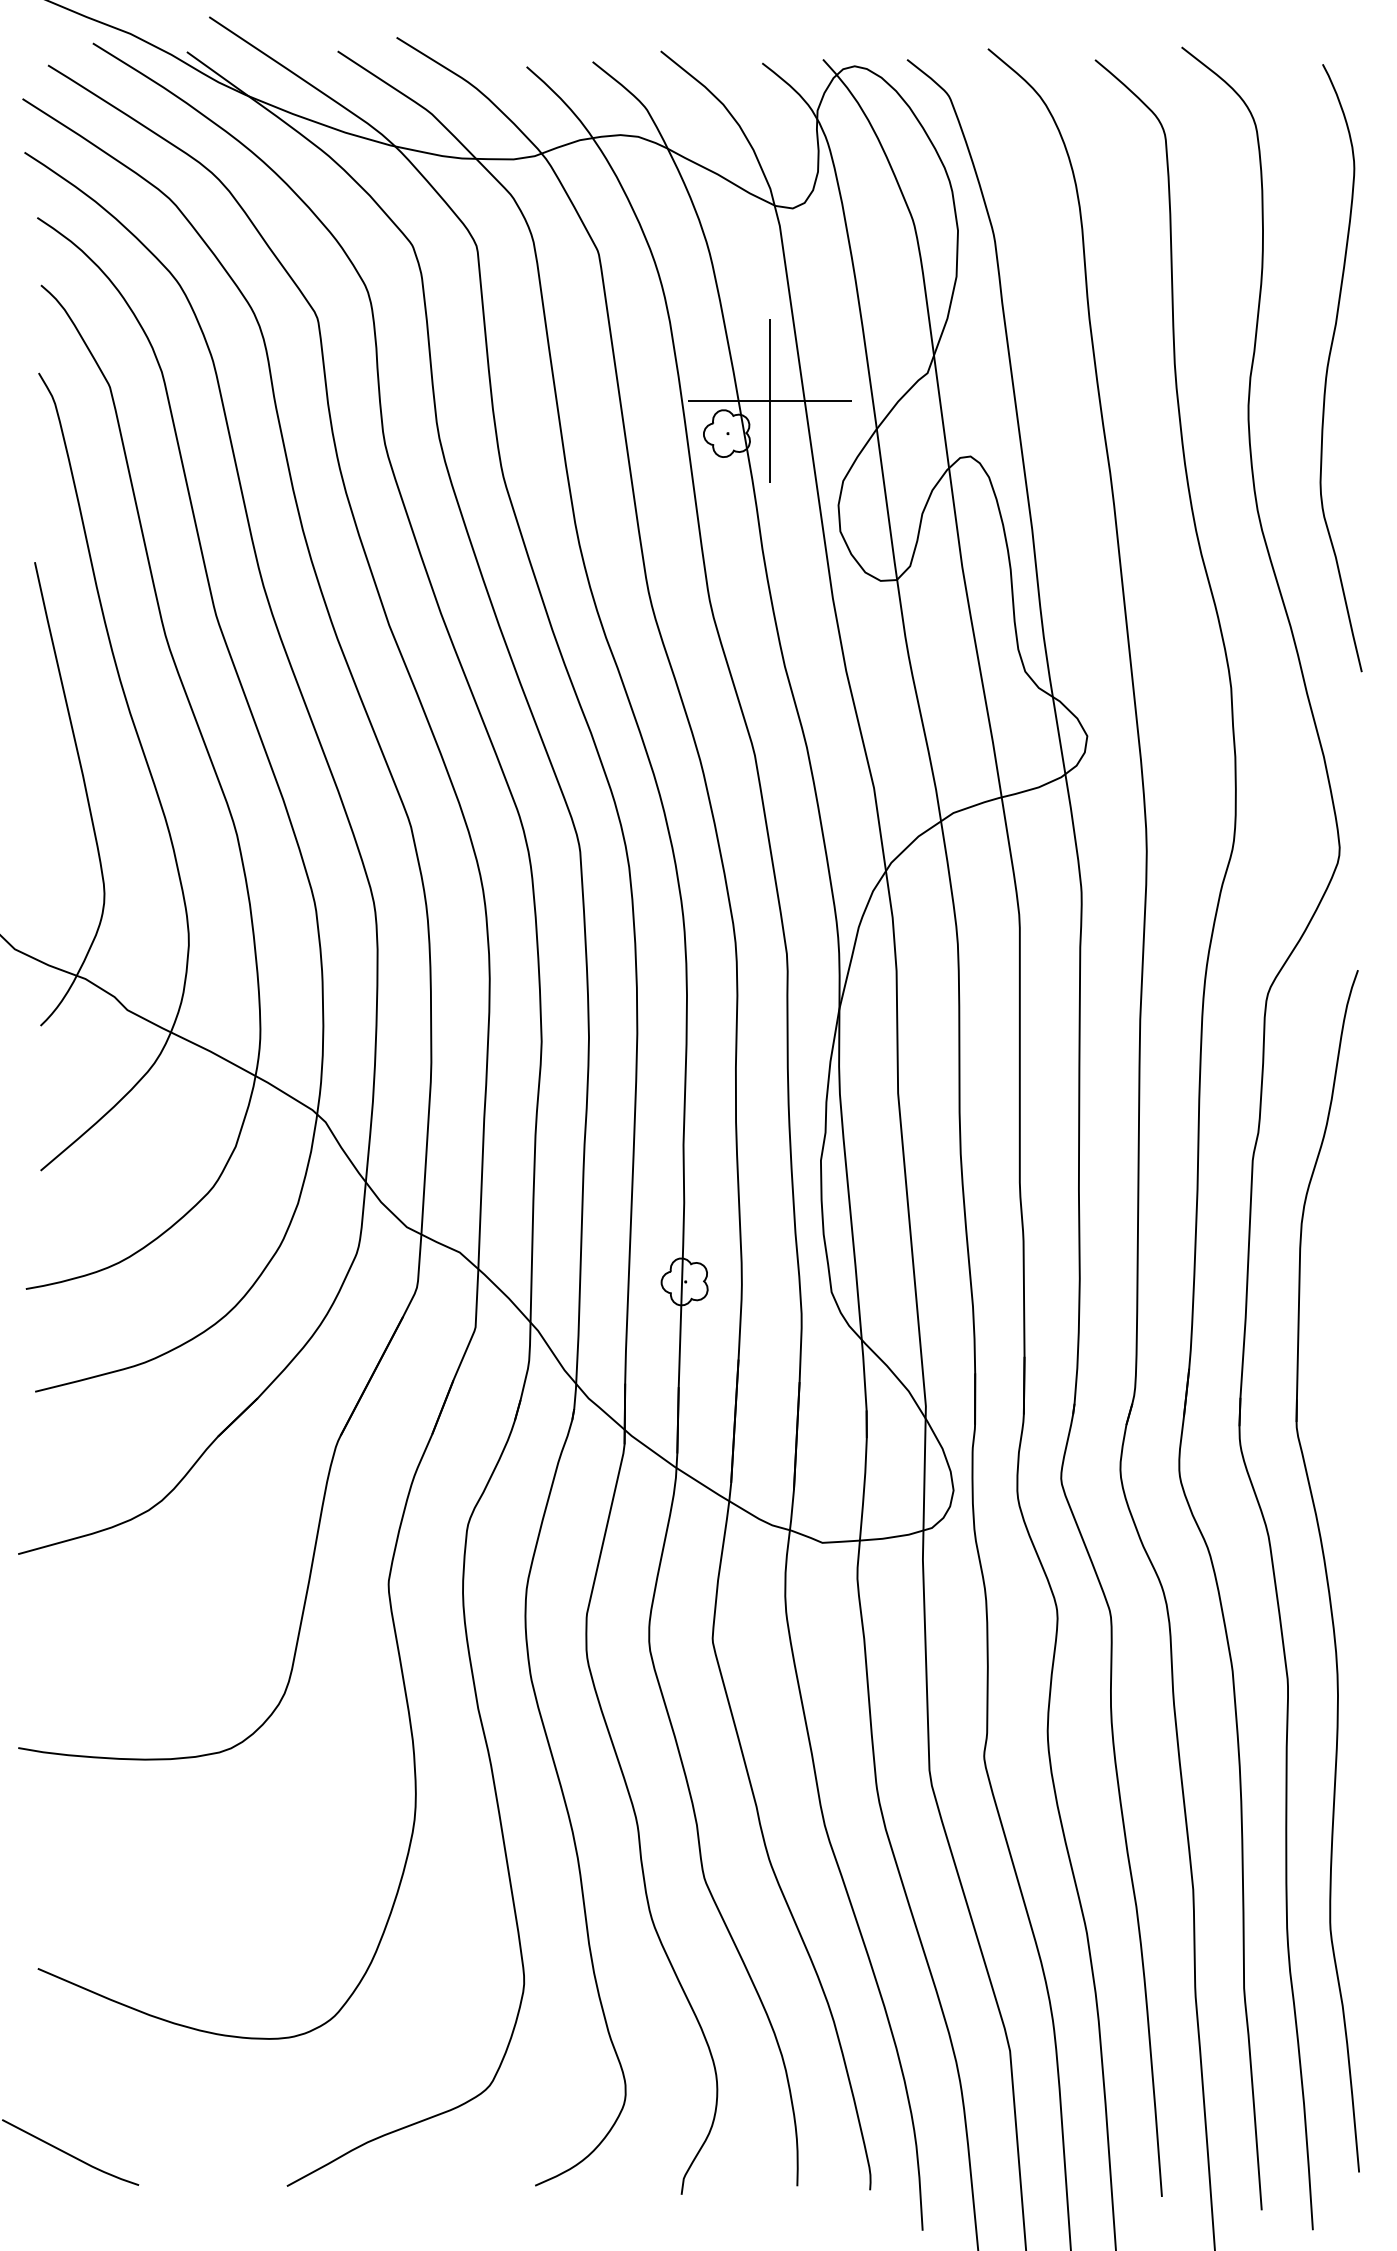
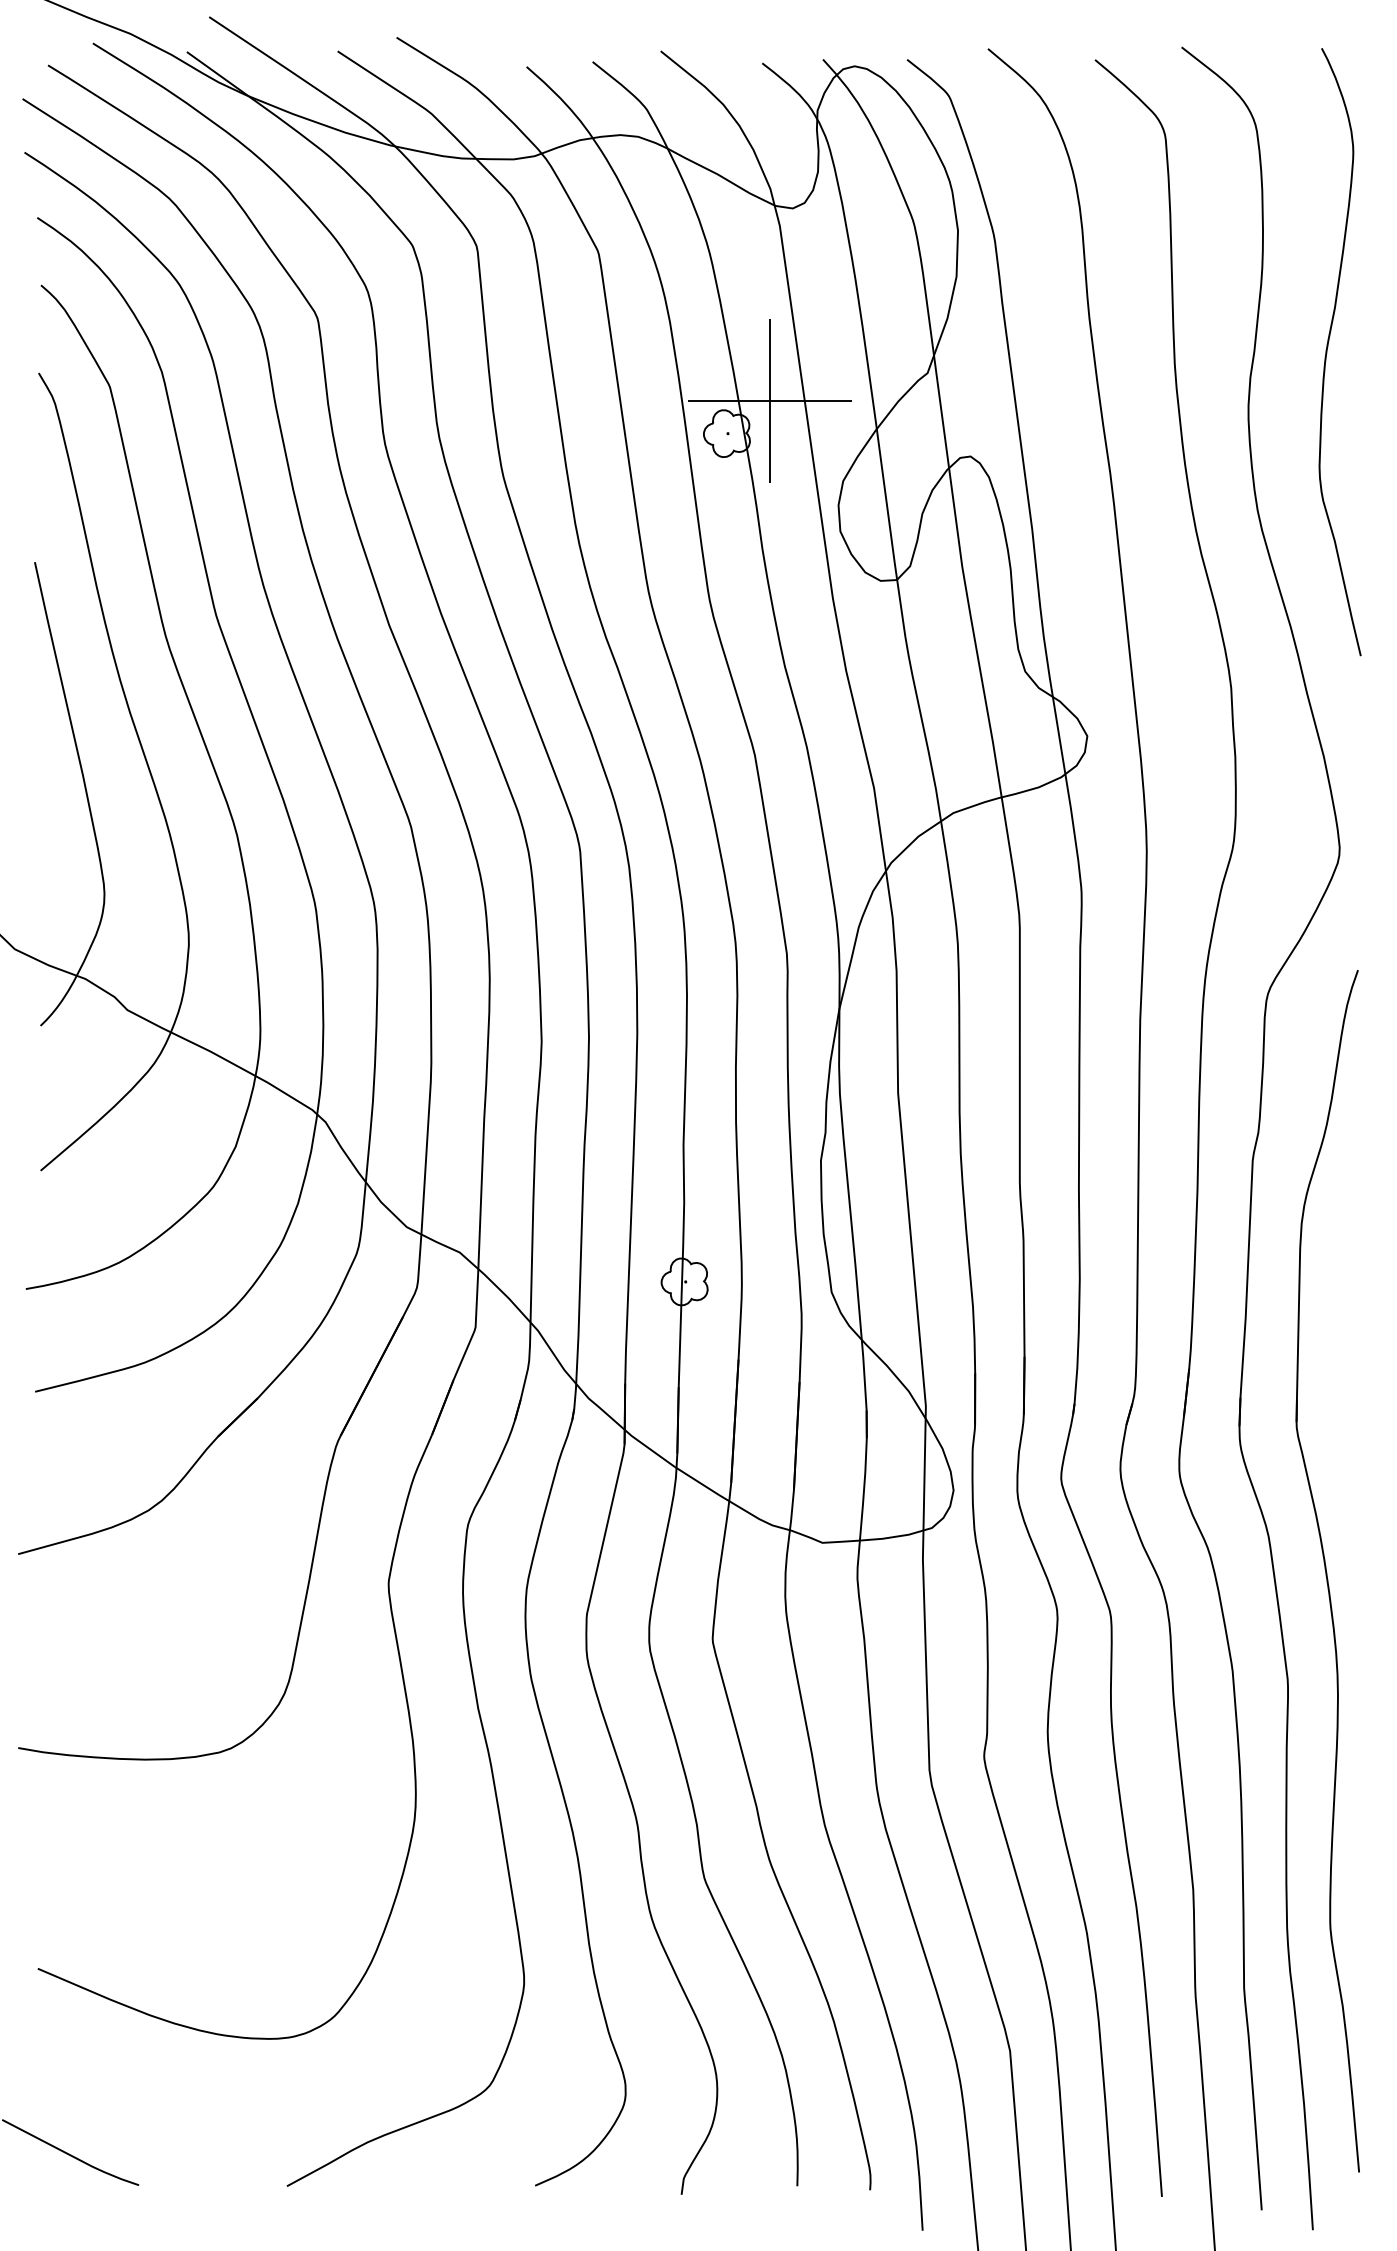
curve position: (1328, 368) -> (1327, 352) (1327, 352)
